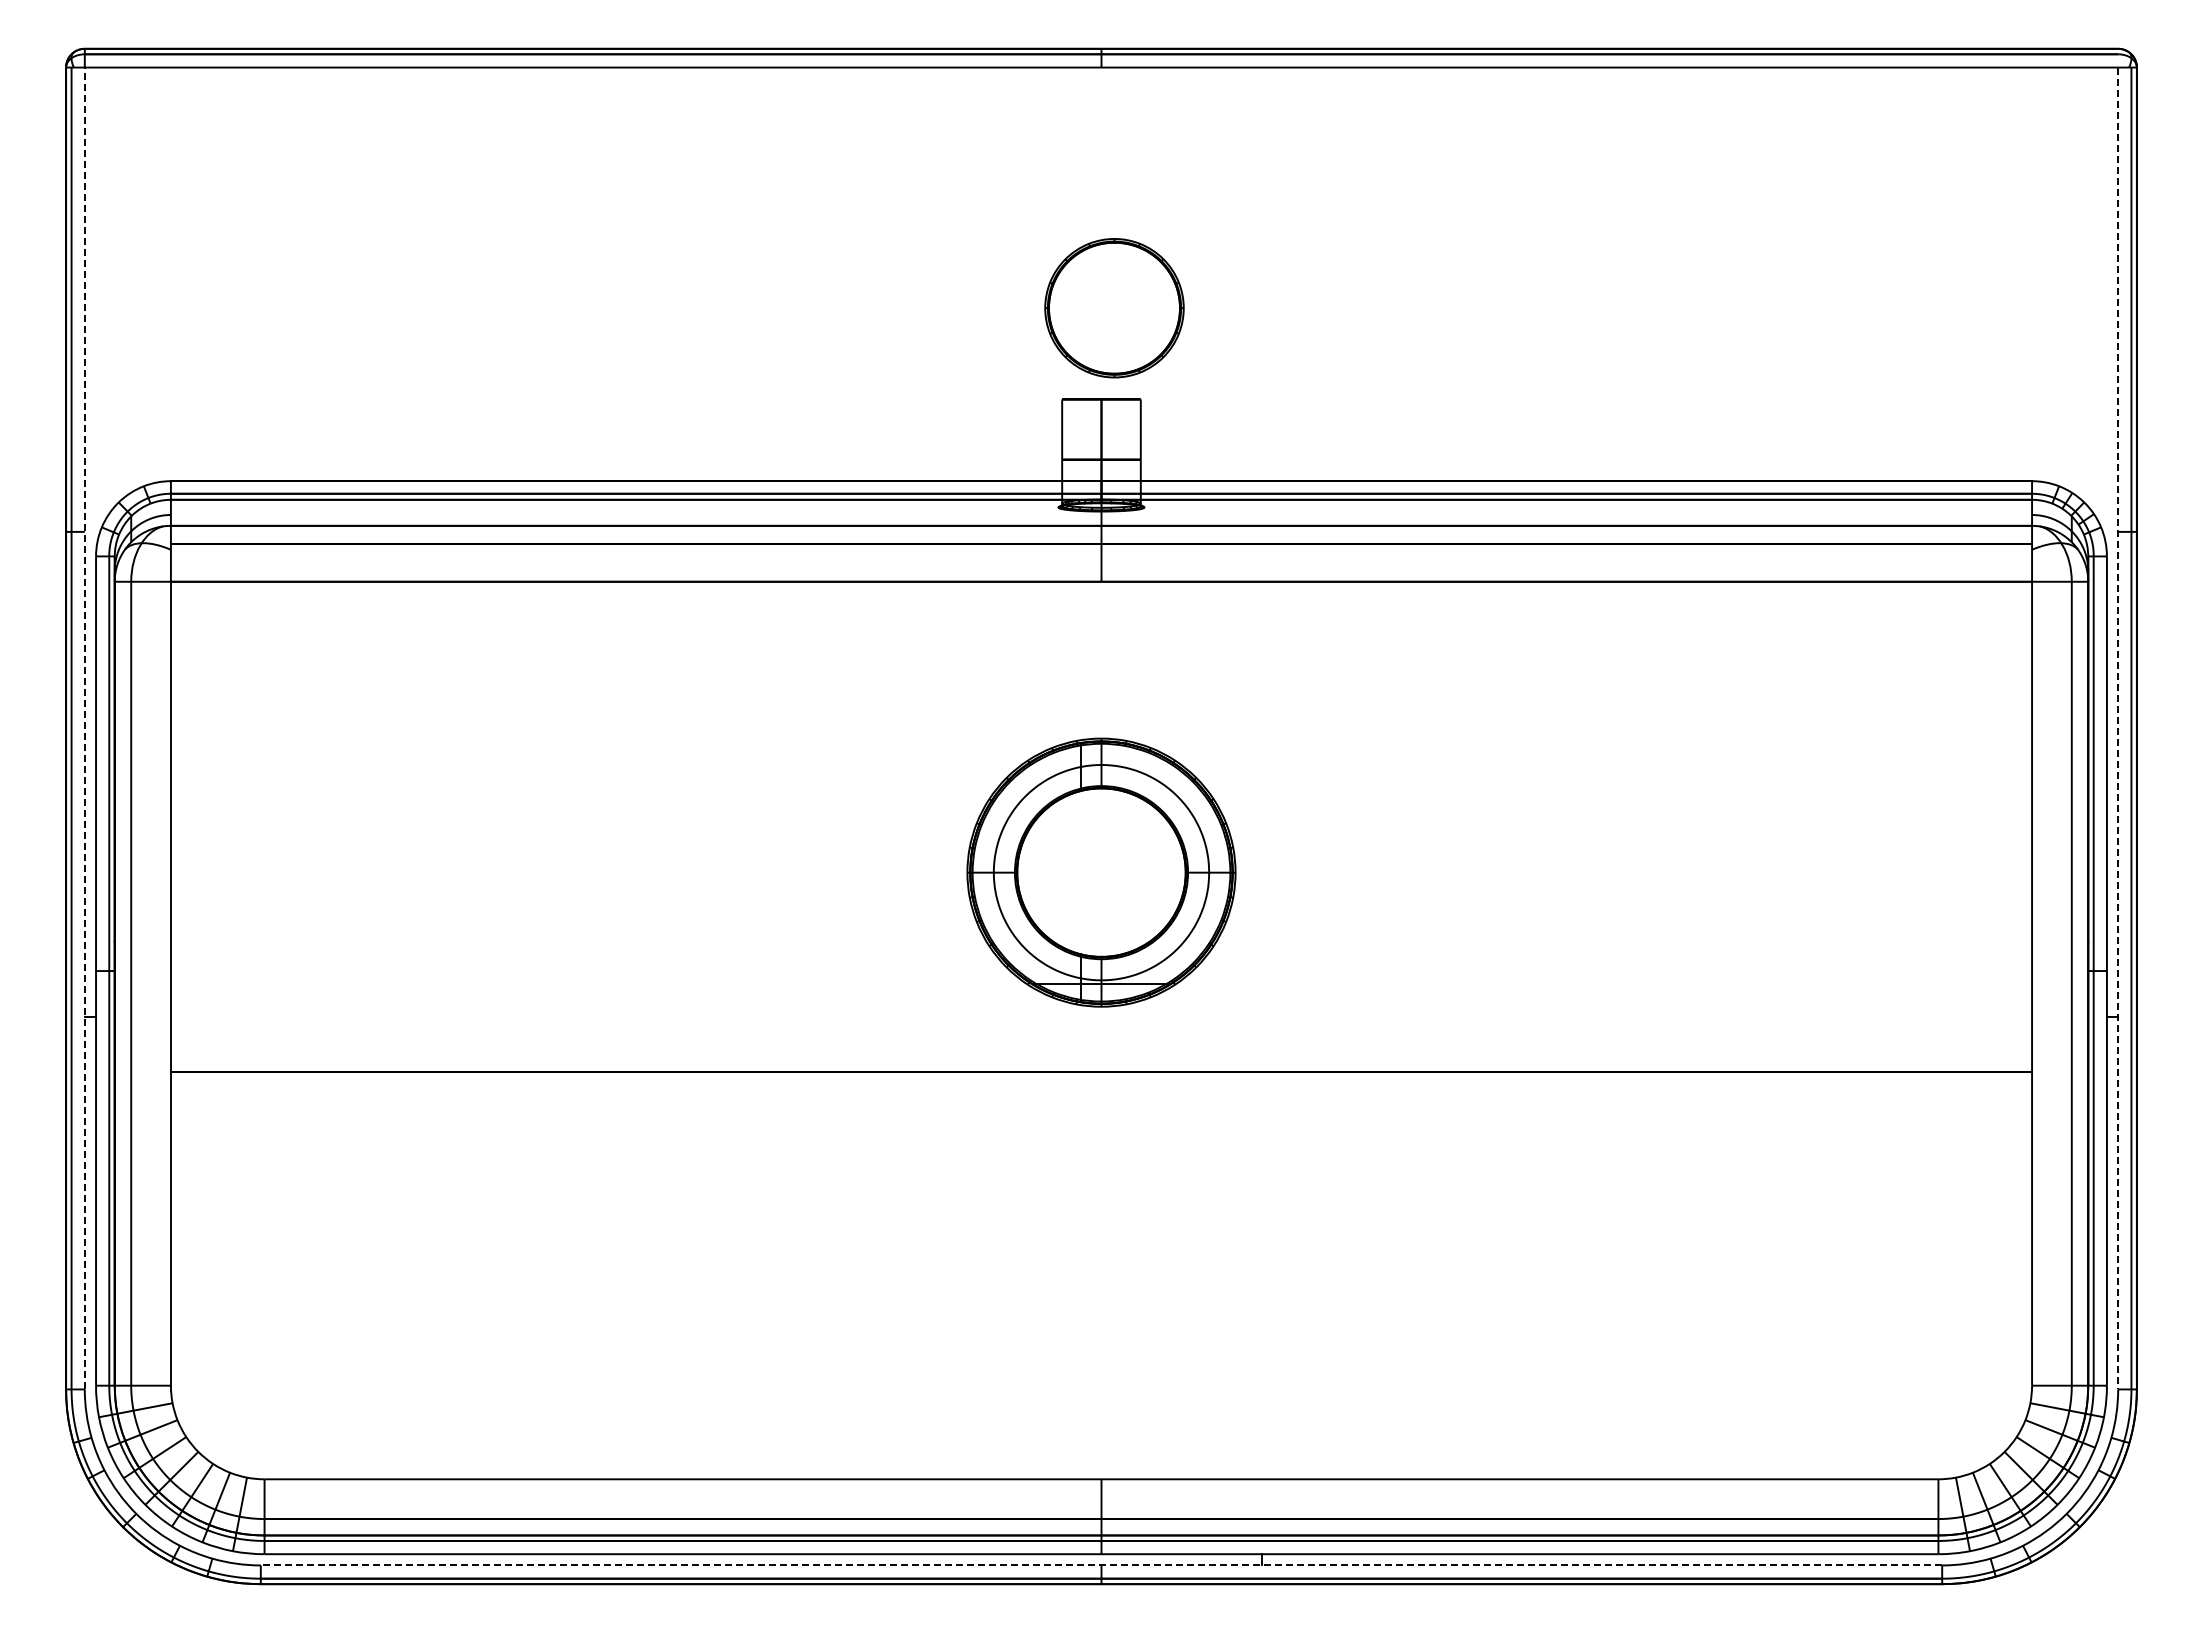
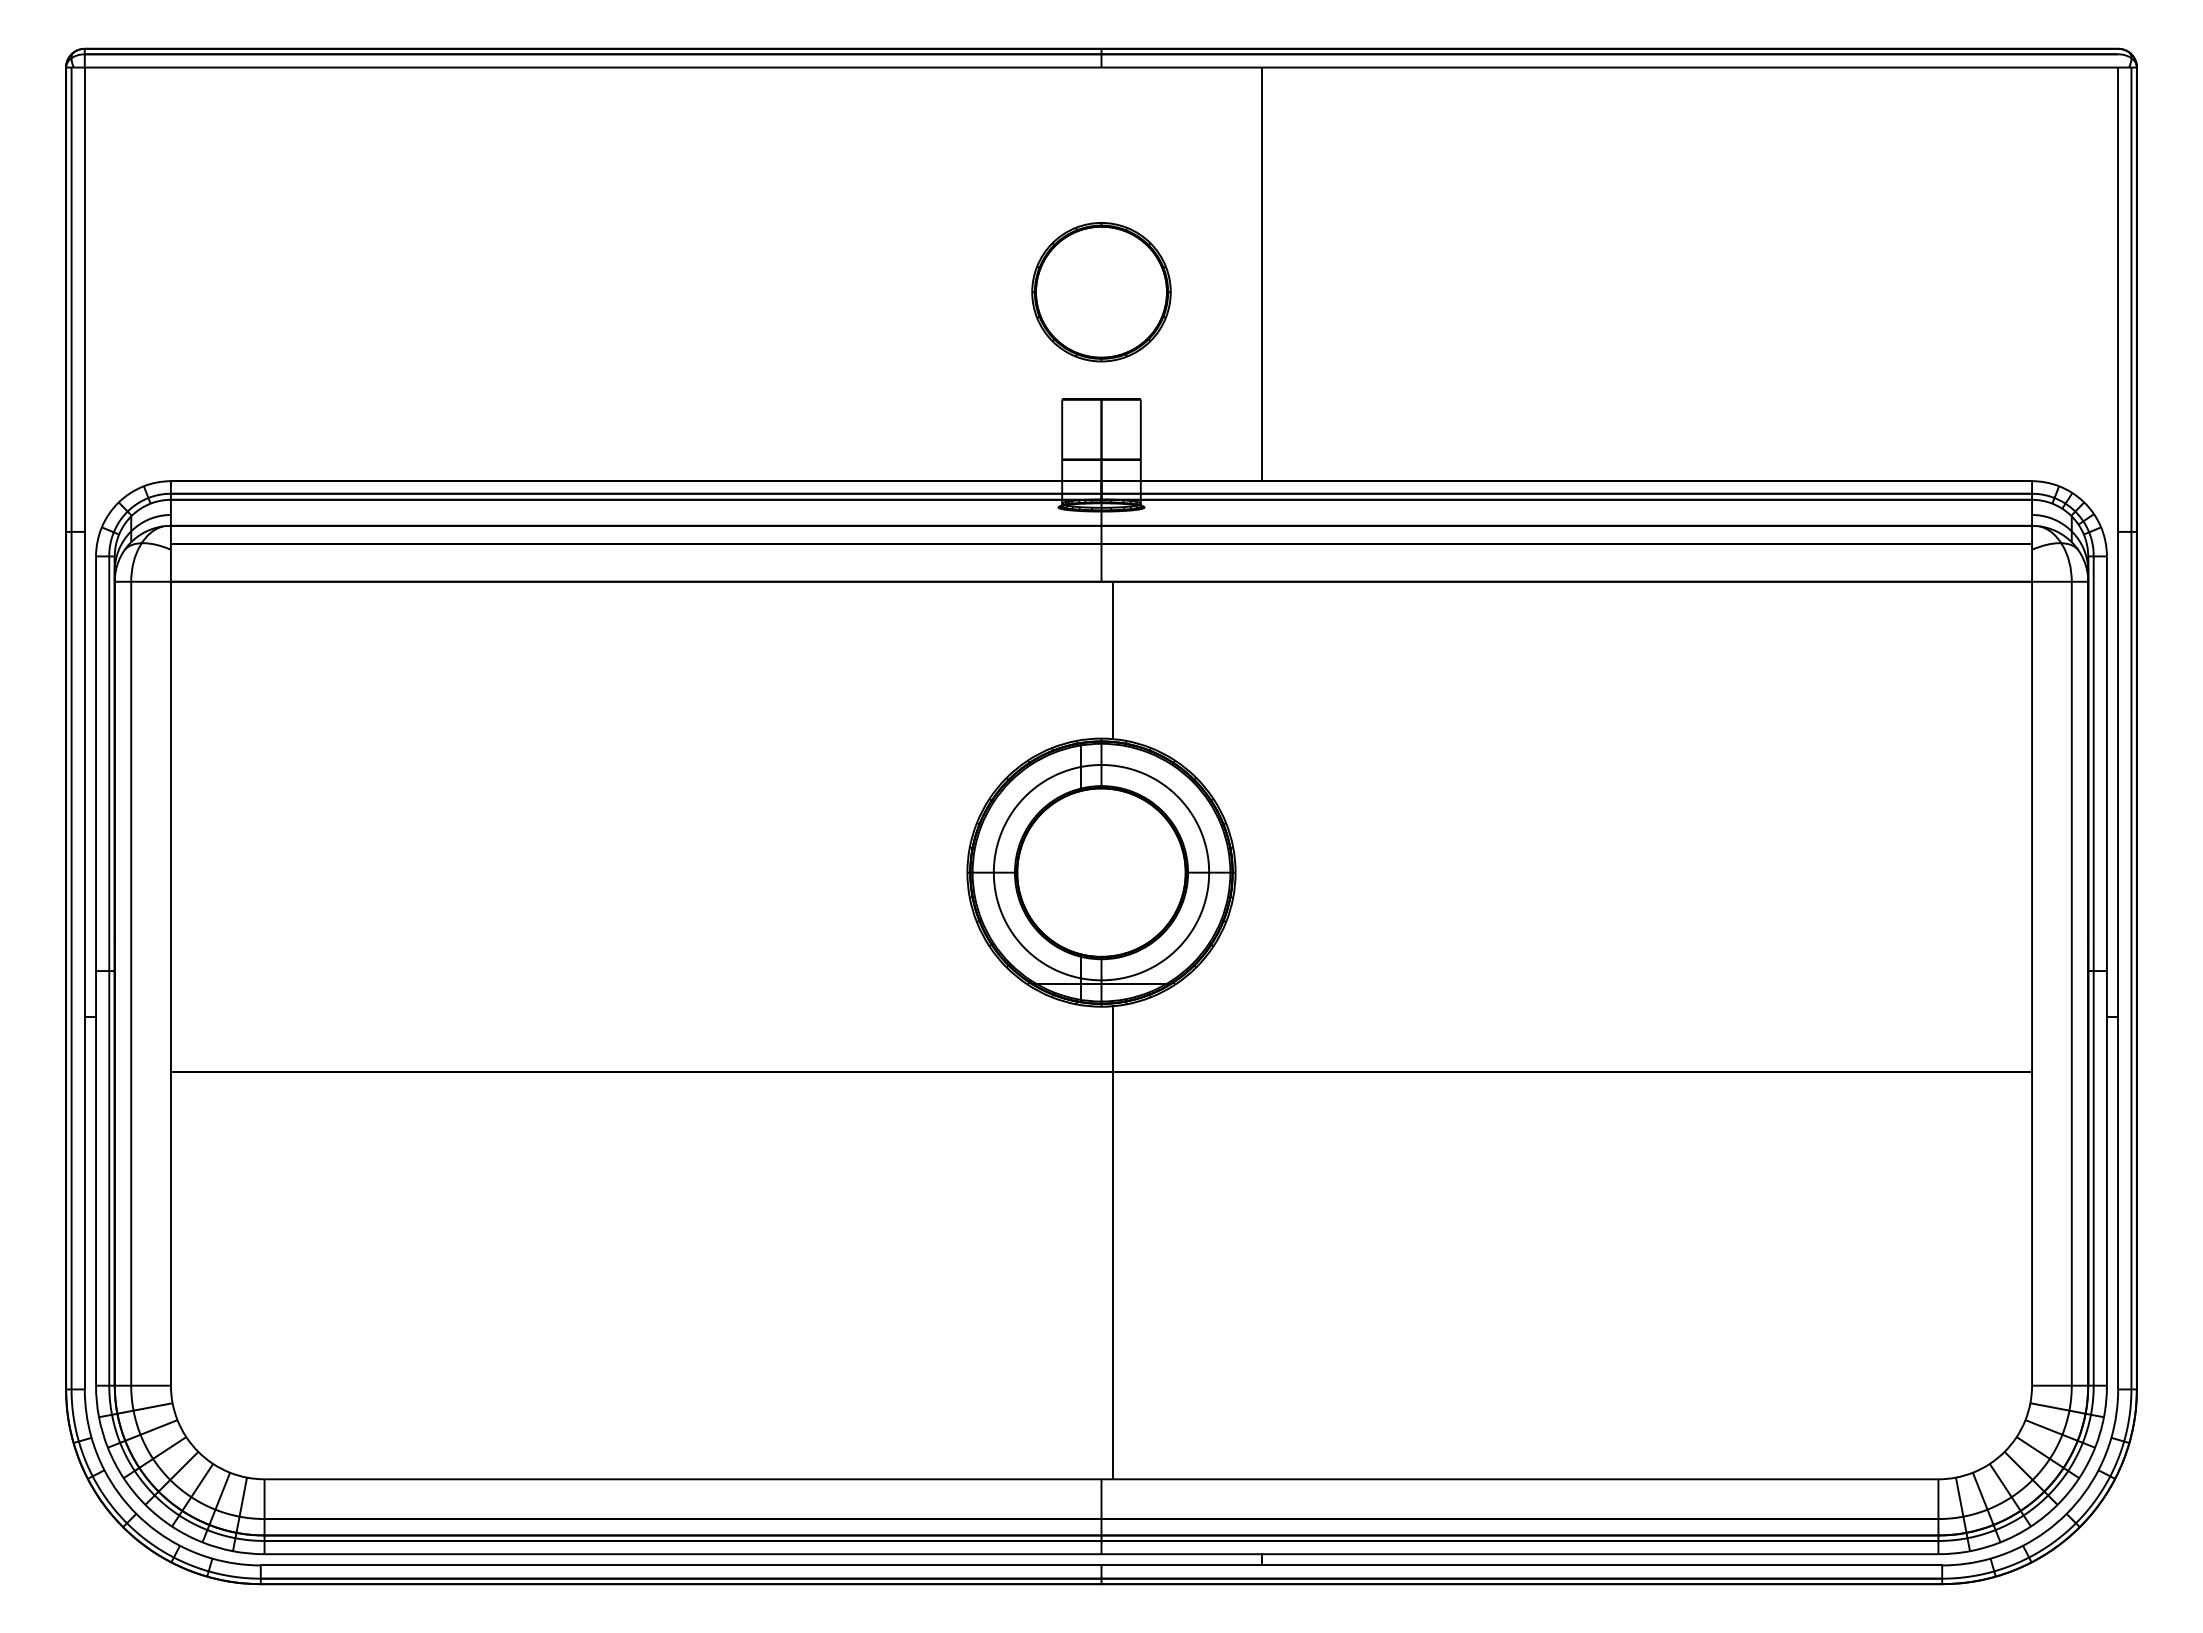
line: none -> present (1262, 274)
part position: (1114, 308) -> (1101, 292) (1101, 292)
line: none -> present (1112, 660)
line: dashed -> solid (84, 728)
line: dashed -> solid (2118, 728)
line: none -> present (1112, 1242)
line: dashed -> solid (1101, 1565)
